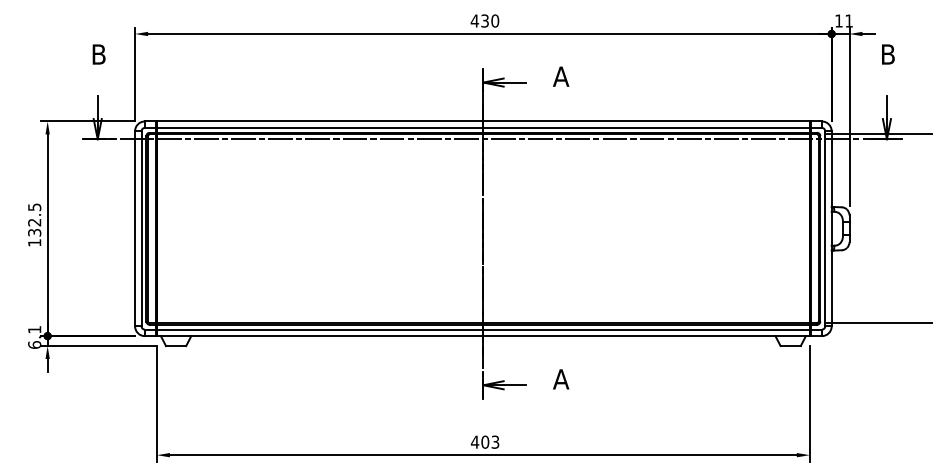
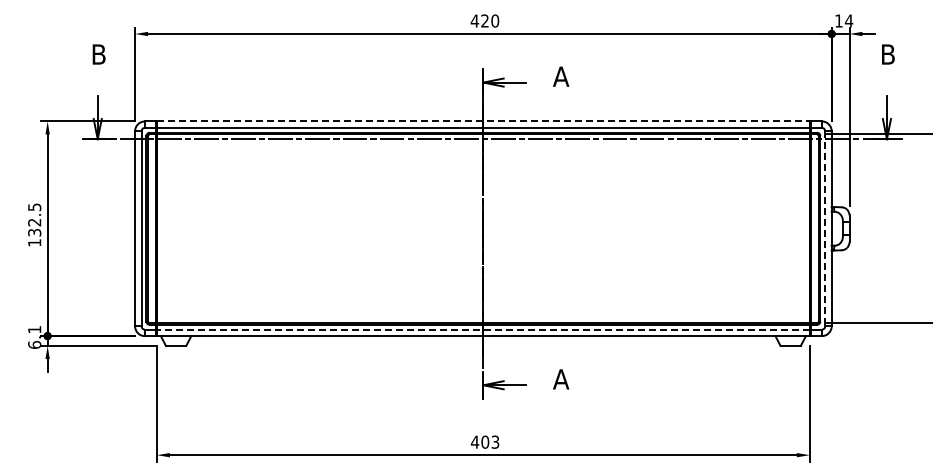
text: 430 -> 420 (484, 20)
text: 11 -> 14 (848, 20)
line: solid -> dashed (483, 121)
line: solid -> dashed (825, 228)
line: solid -> dashed (482, 329)
